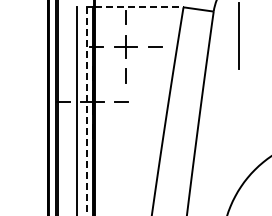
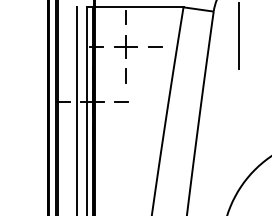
line: dashed -> solid (139, 7)
line: dashed -> solid (87, 111)
